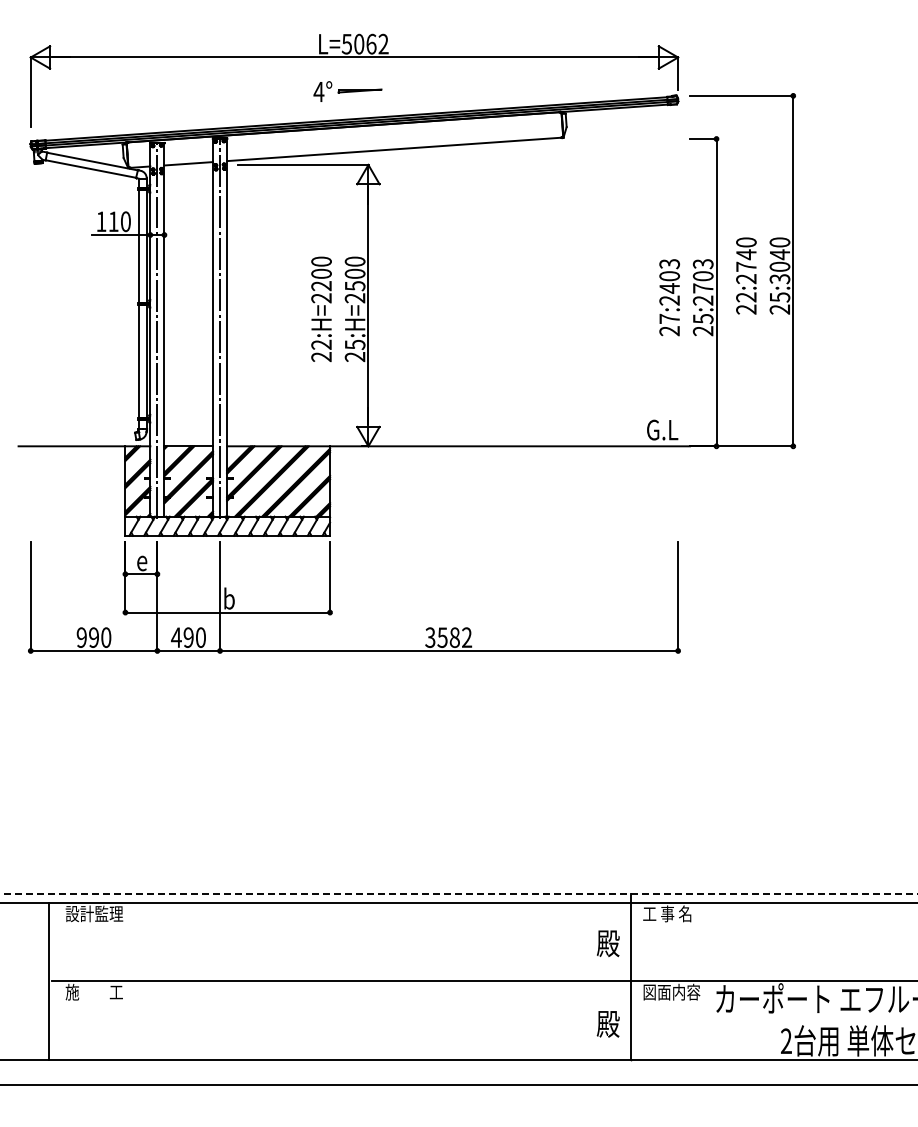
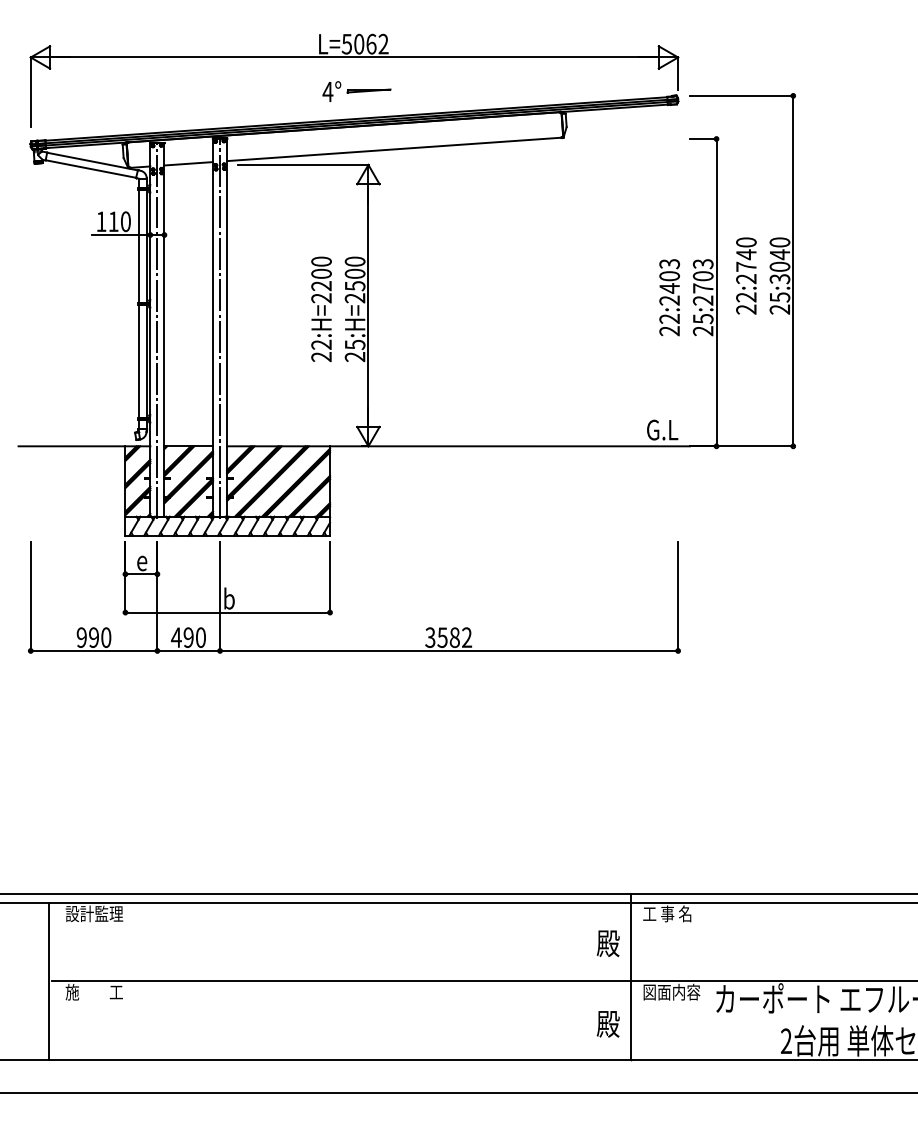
part position: (347, 91) -> (356, 91) (356, 91)
text: 27:2403 -> 22:2403 (669, 318)
line: dashed -> solid (458, 893)
line position: (458, 1085) -> (458, 1093) (458, 1093)
